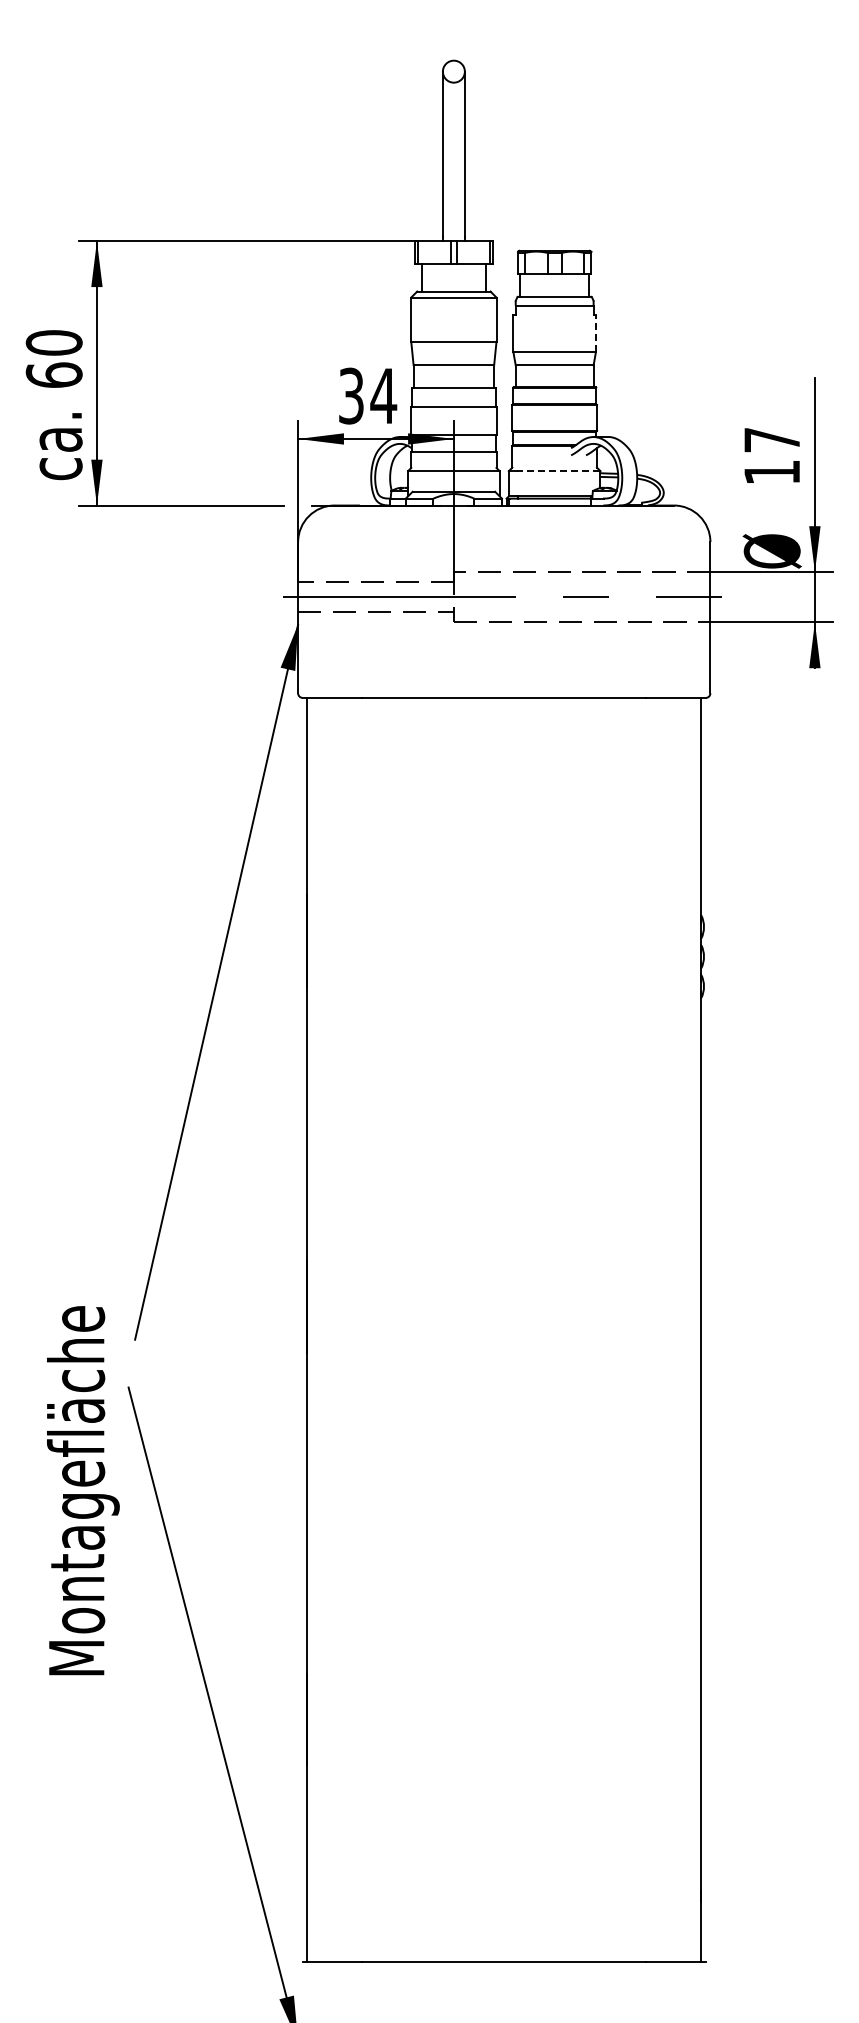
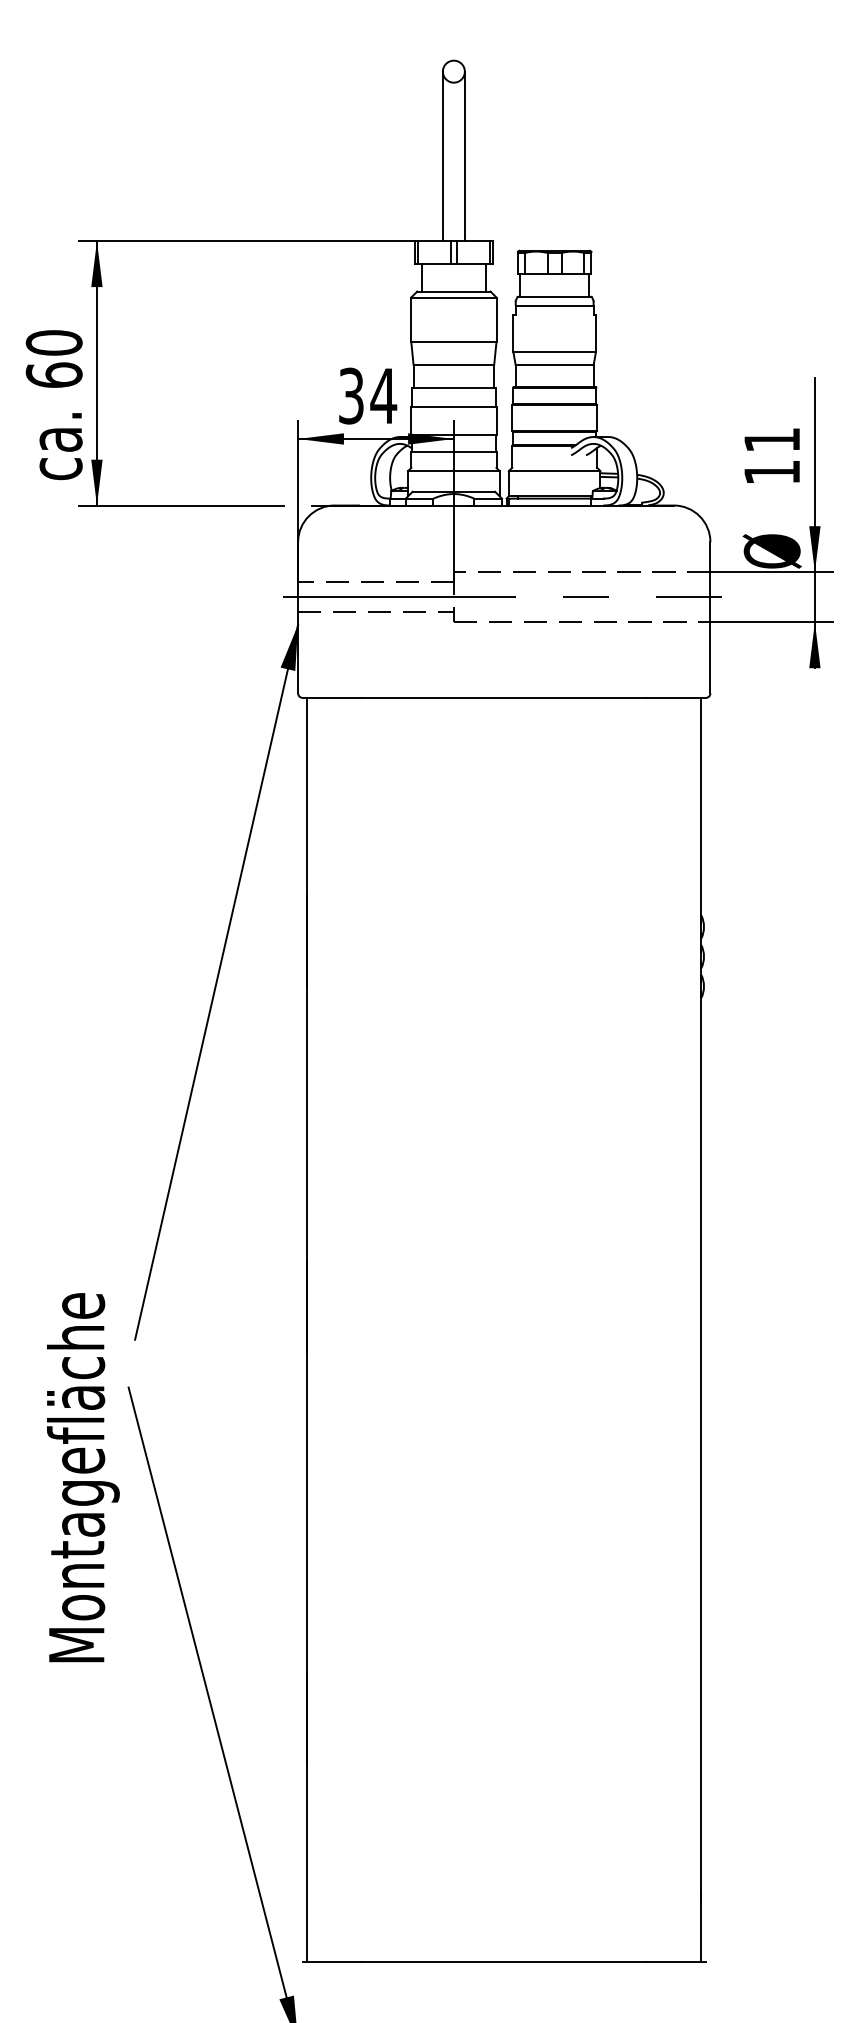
line: dashed -> solid (595, 333)
text: 17 -> 11 (771, 440)
line: dashed -> solid (558, 471)
text position: (83, 1490) -> (83, 1477) (83, 1477)
